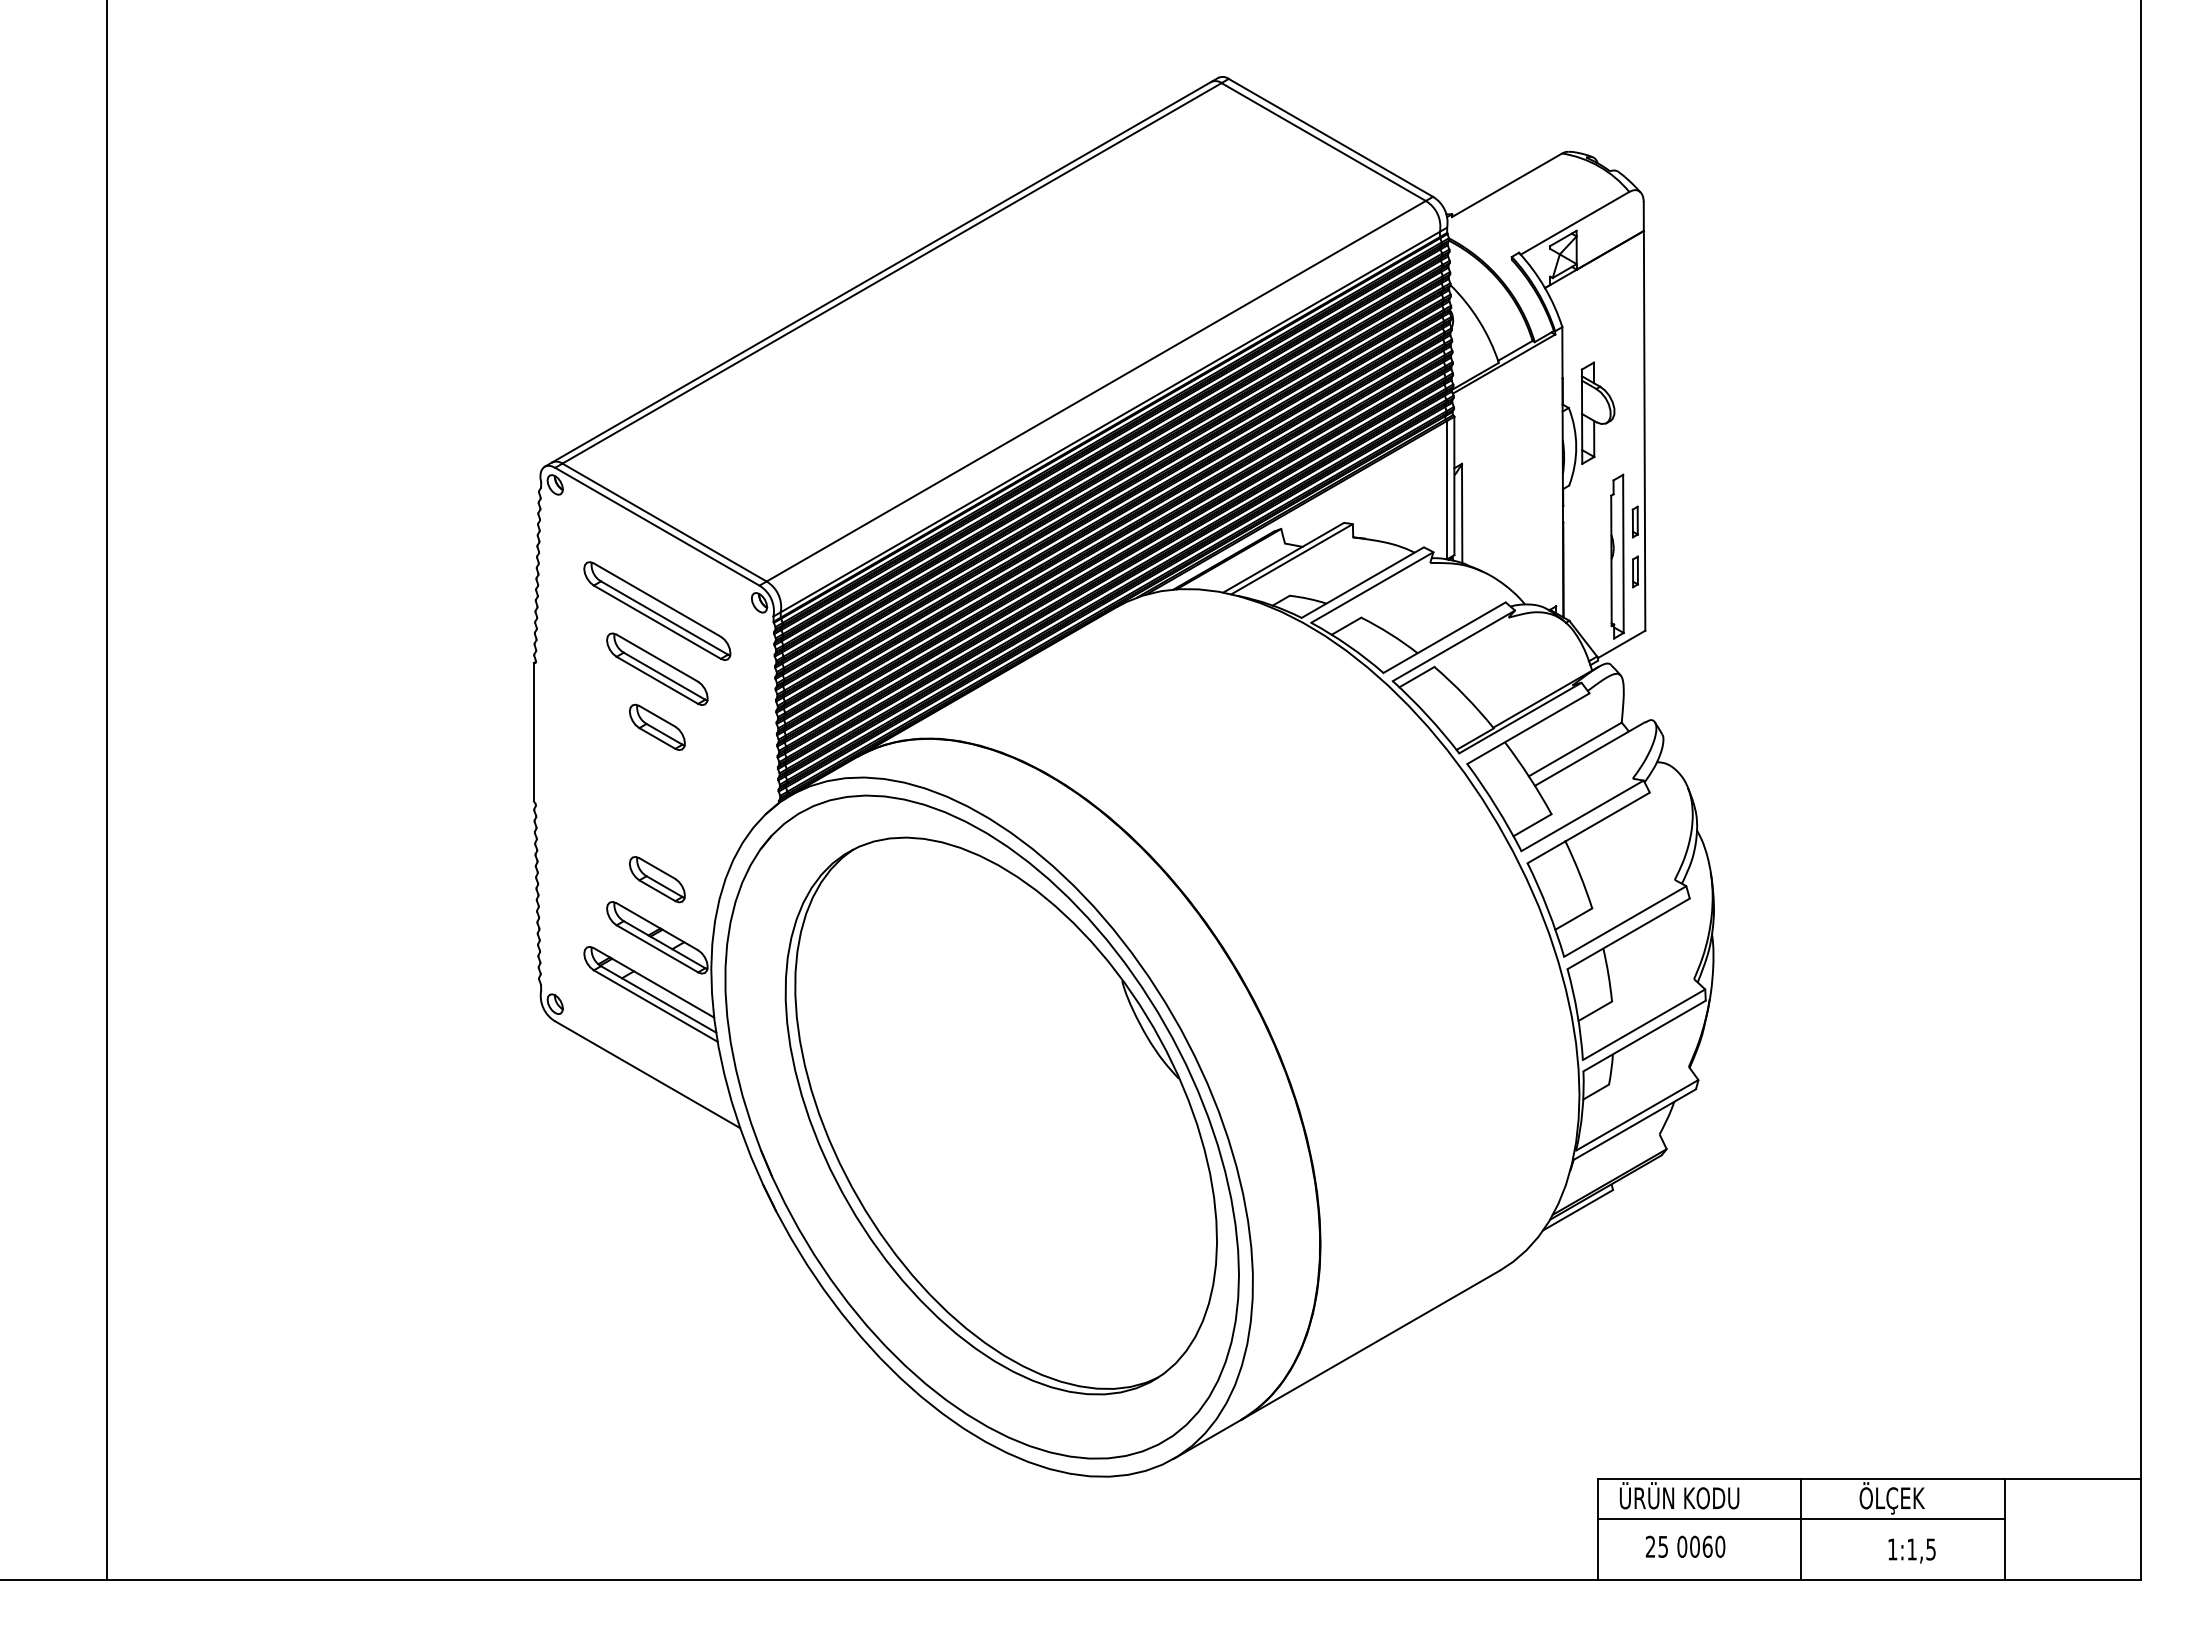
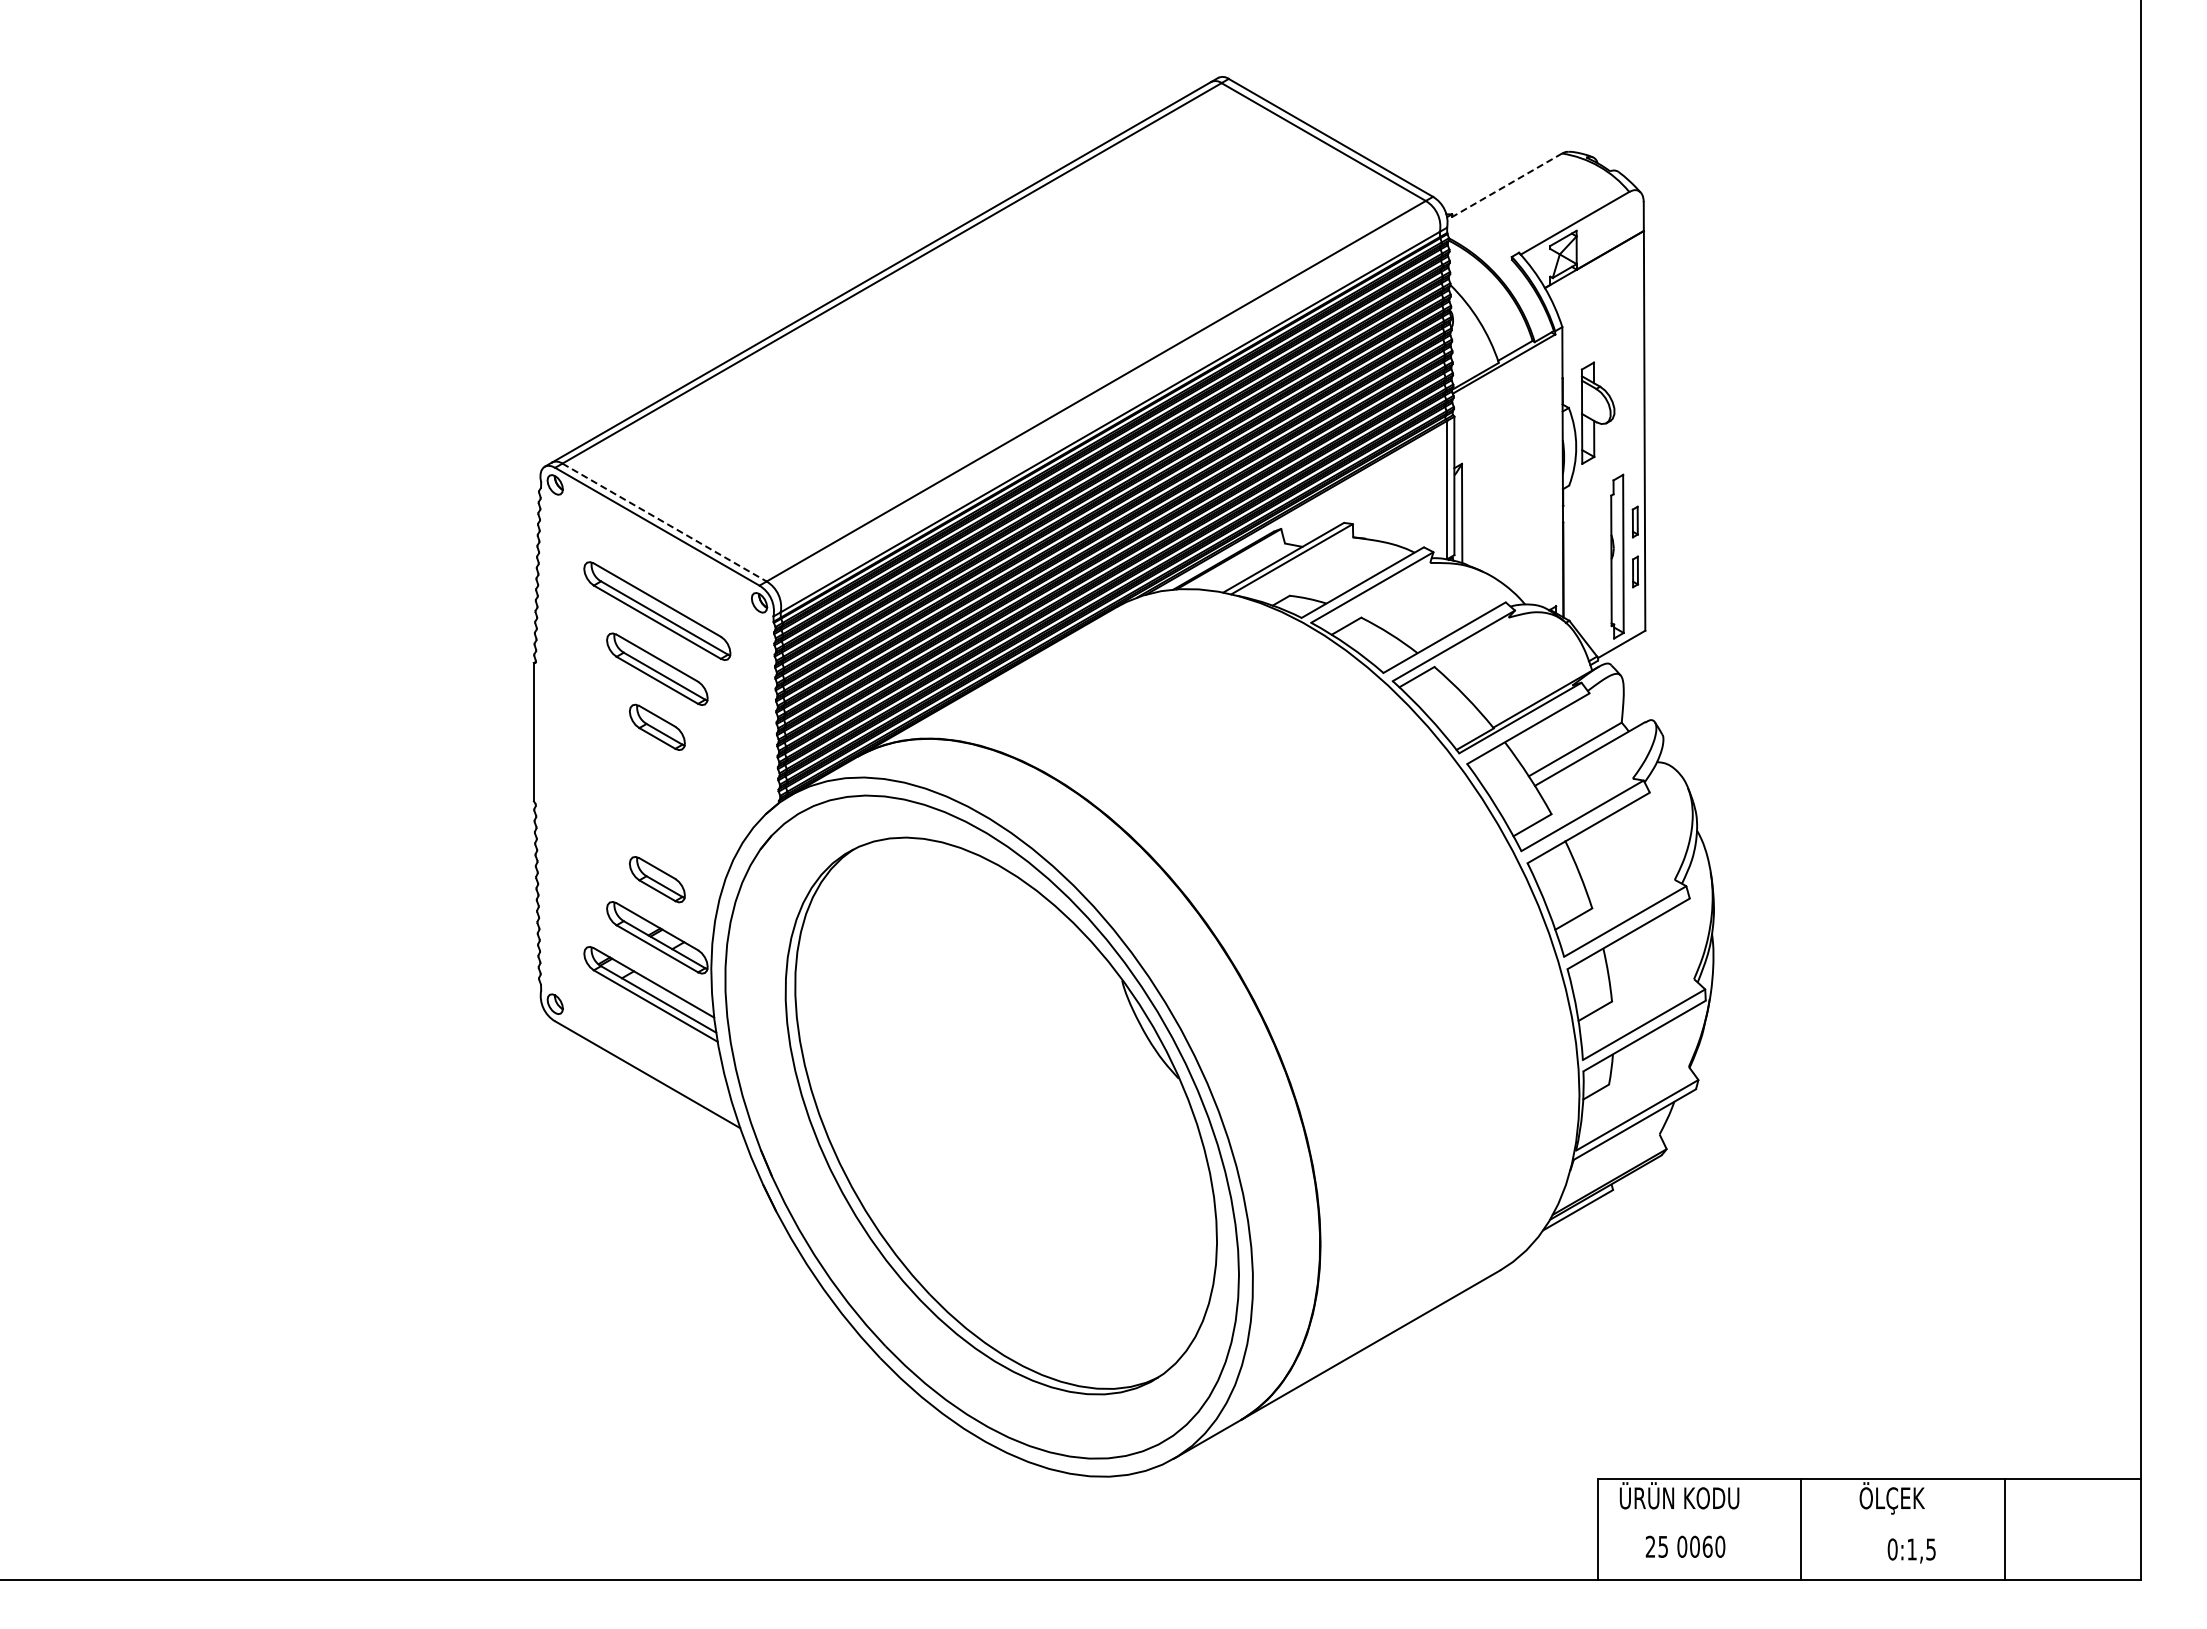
line: solid -> dashed (1507, 185)
line: solid -> dashed (664, 522)
line: present -> none (106, 791)
line: present -> none (1800, 1519)
text: 1:1,5 -> 0:1,5 (1892, 1549)
